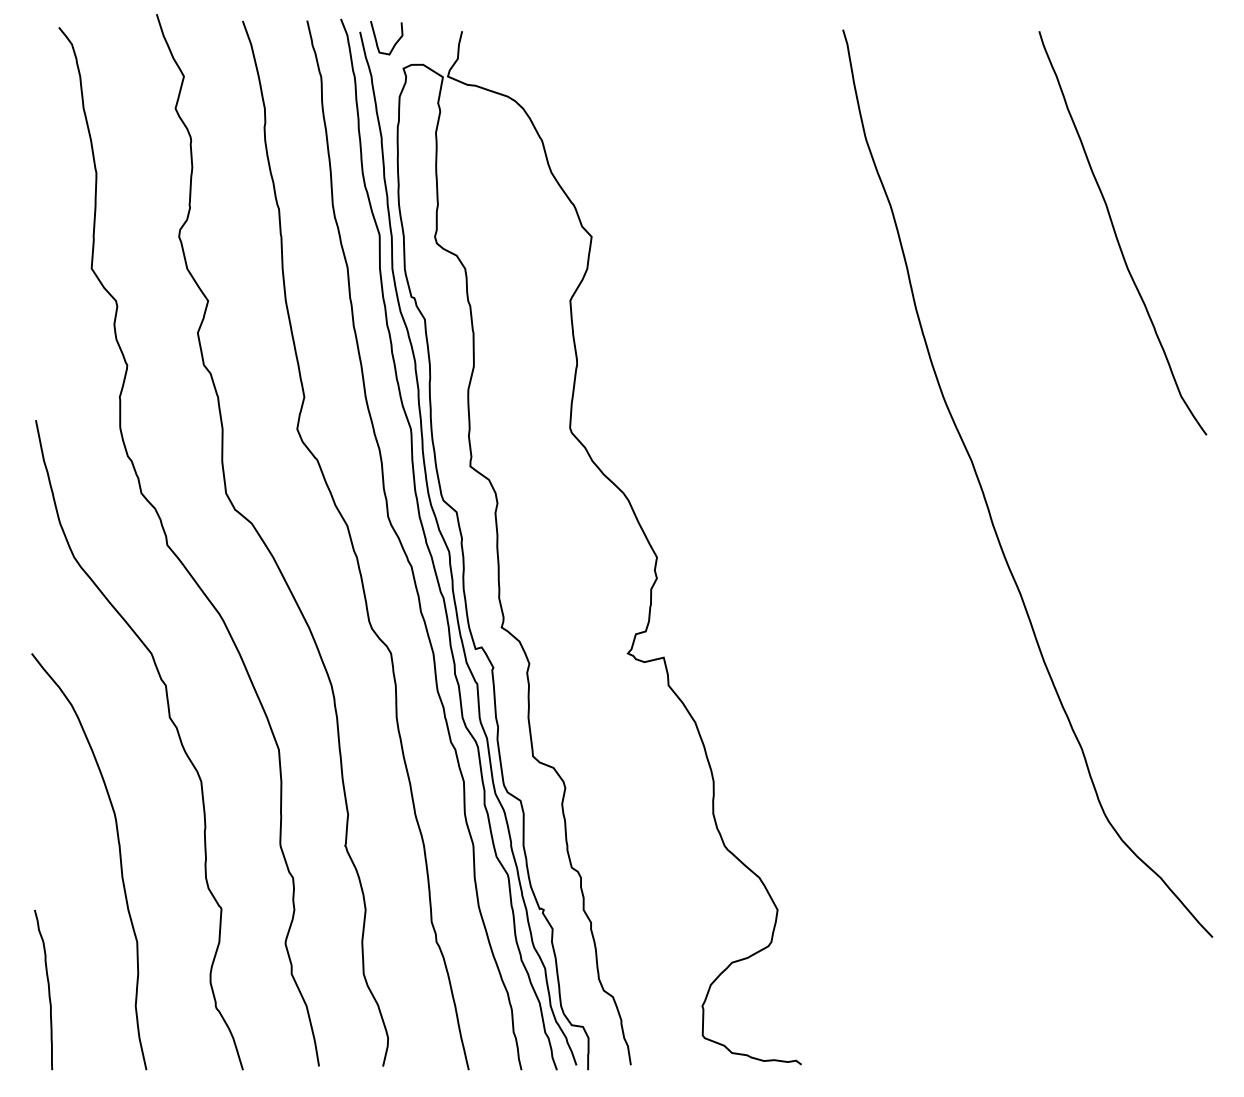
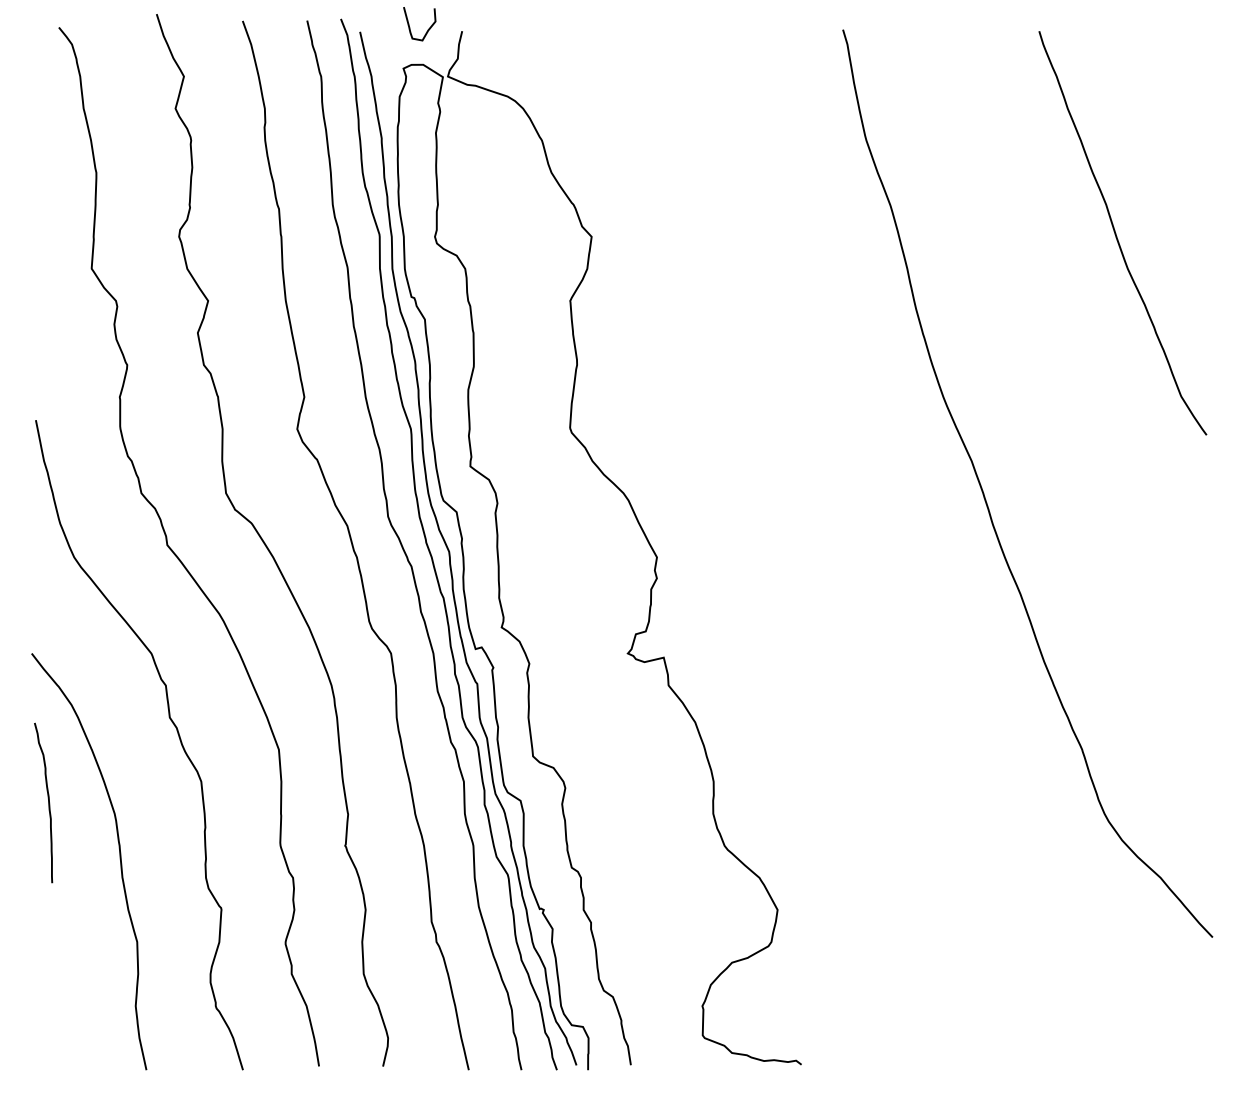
curve position: (394, 43) -> (427, 29) (427, 29)
curve position: (48, 989) -> (48, 802) (48, 802)
